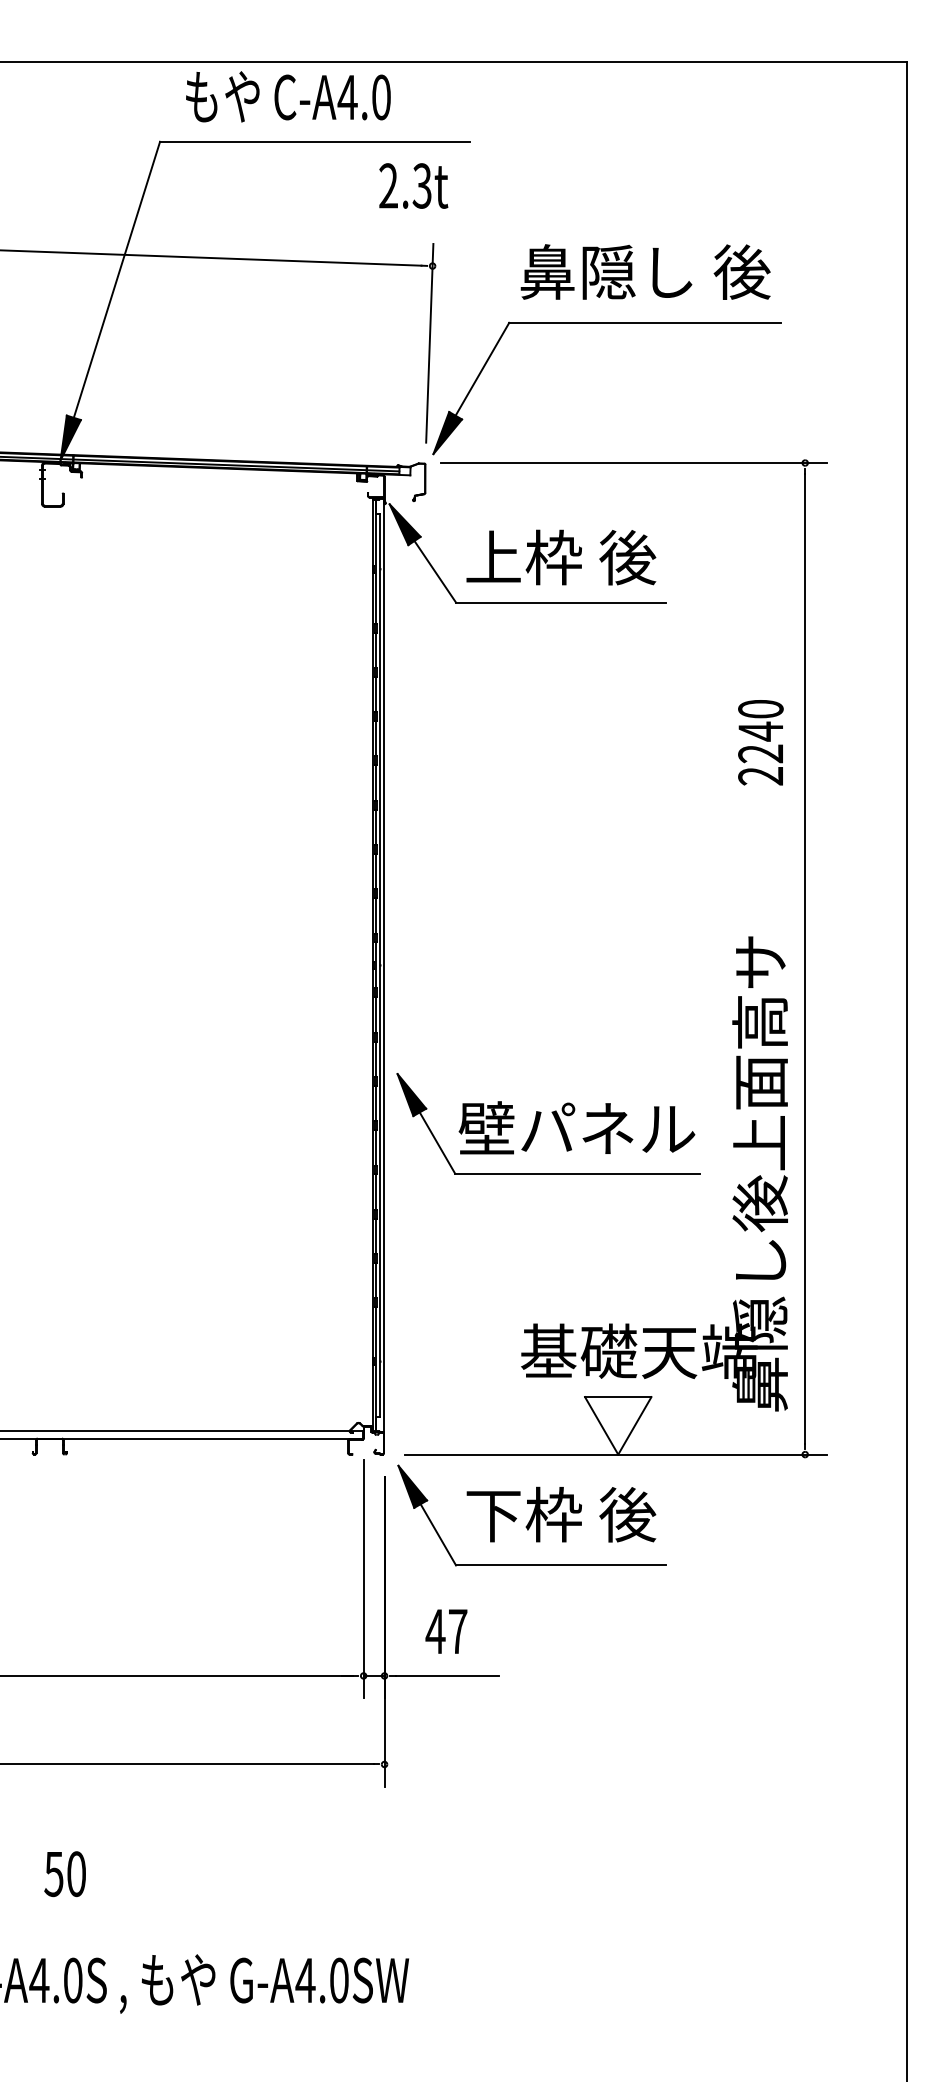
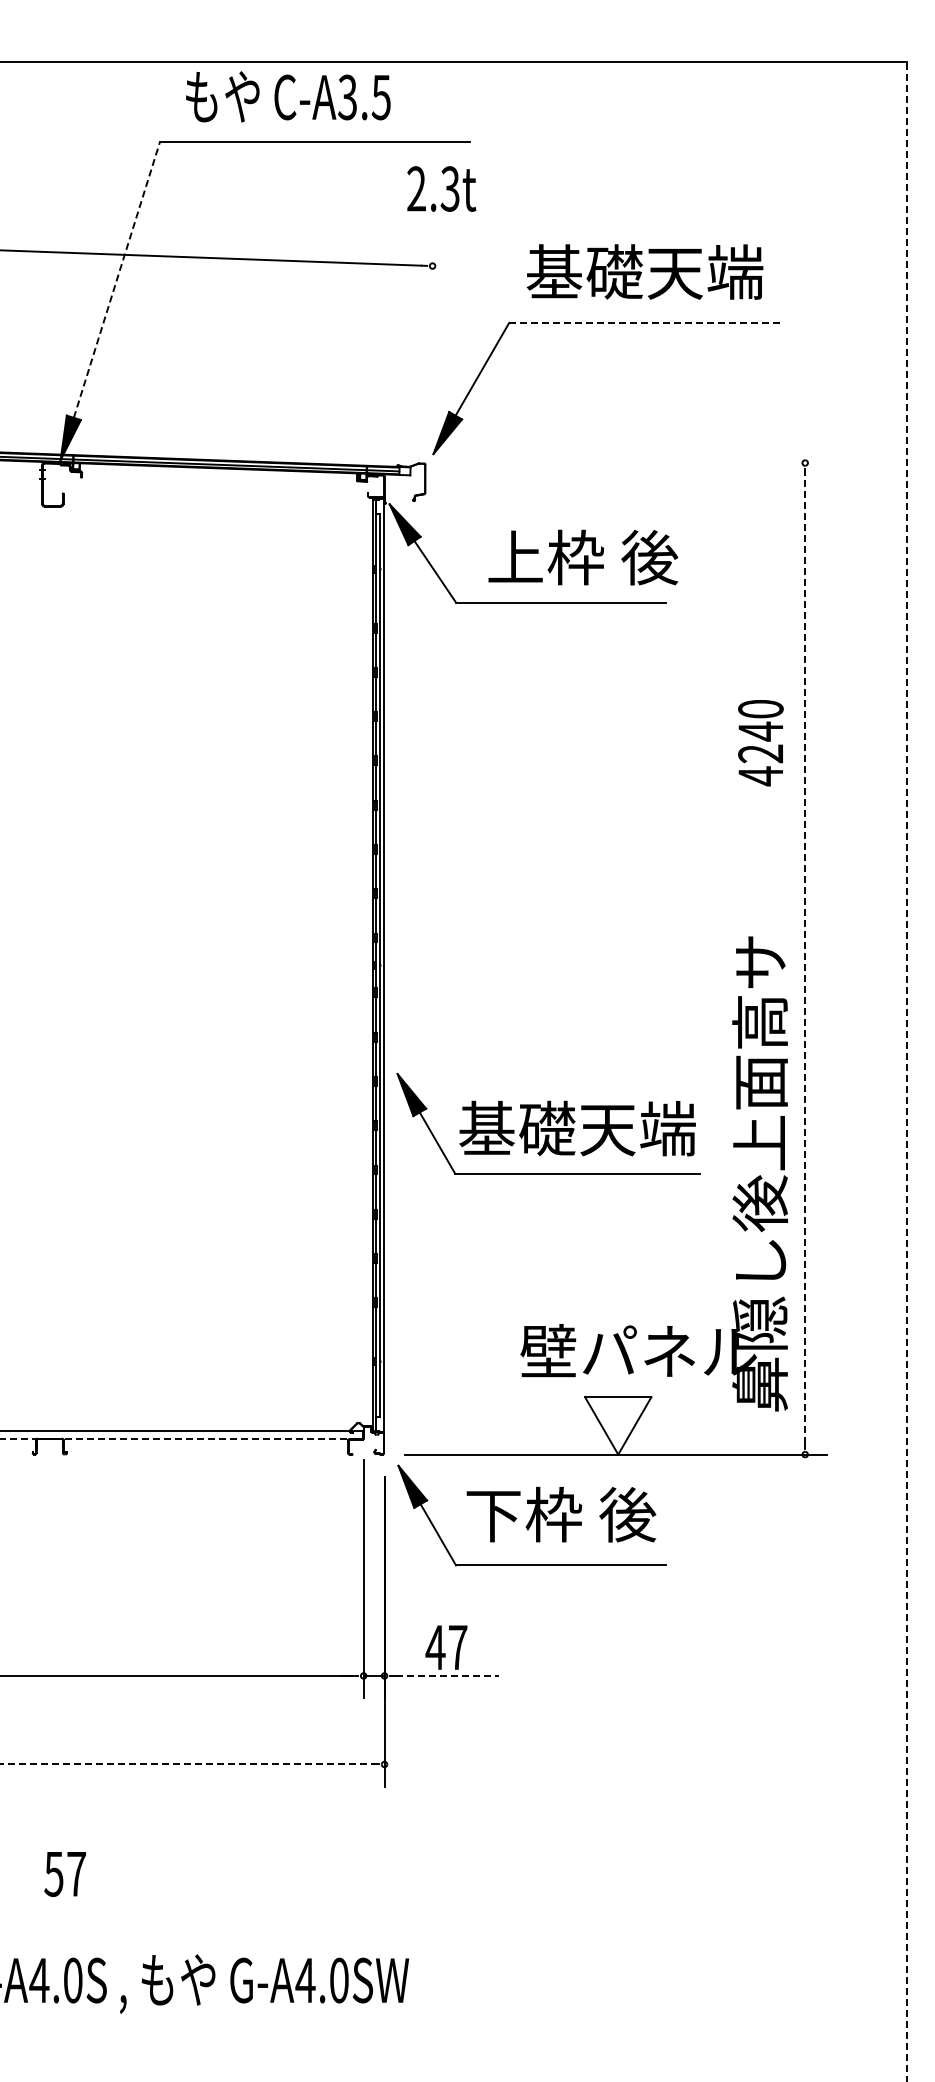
text: C-A4.0 -> C-A3.5 (363, 97)
text position: (413, 185) -> (441, 188) (441, 188)
text: 鼻隠し 後 -> 基礎天端 (645, 271)
line: solid -> dashed (116, 279)
line: solid -> dashed (645, 322)
line: present -> none (429, 343)
line: present -> none (633, 463)
text position: (561, 557) -> (583, 557) (583, 557)
text: 2240 -> 4240 (760, 776)
line: solid -> dashed (805, 958)
line: solid -> dashed (907, 1071)
text: 壁パネル -> 基礎天端 (576, 1128)
text: 基礎天端 -> 壁パネル (638, 1351)
line: solid -> dashed (182, 1439)
text position: (446, 1631) -> (446, 1647) (446, 1647)
line: solid -> dashed (447, 1675)
line: solid -> dashed (187, 1764)
text: 50 -> 57 (76, 1874)
